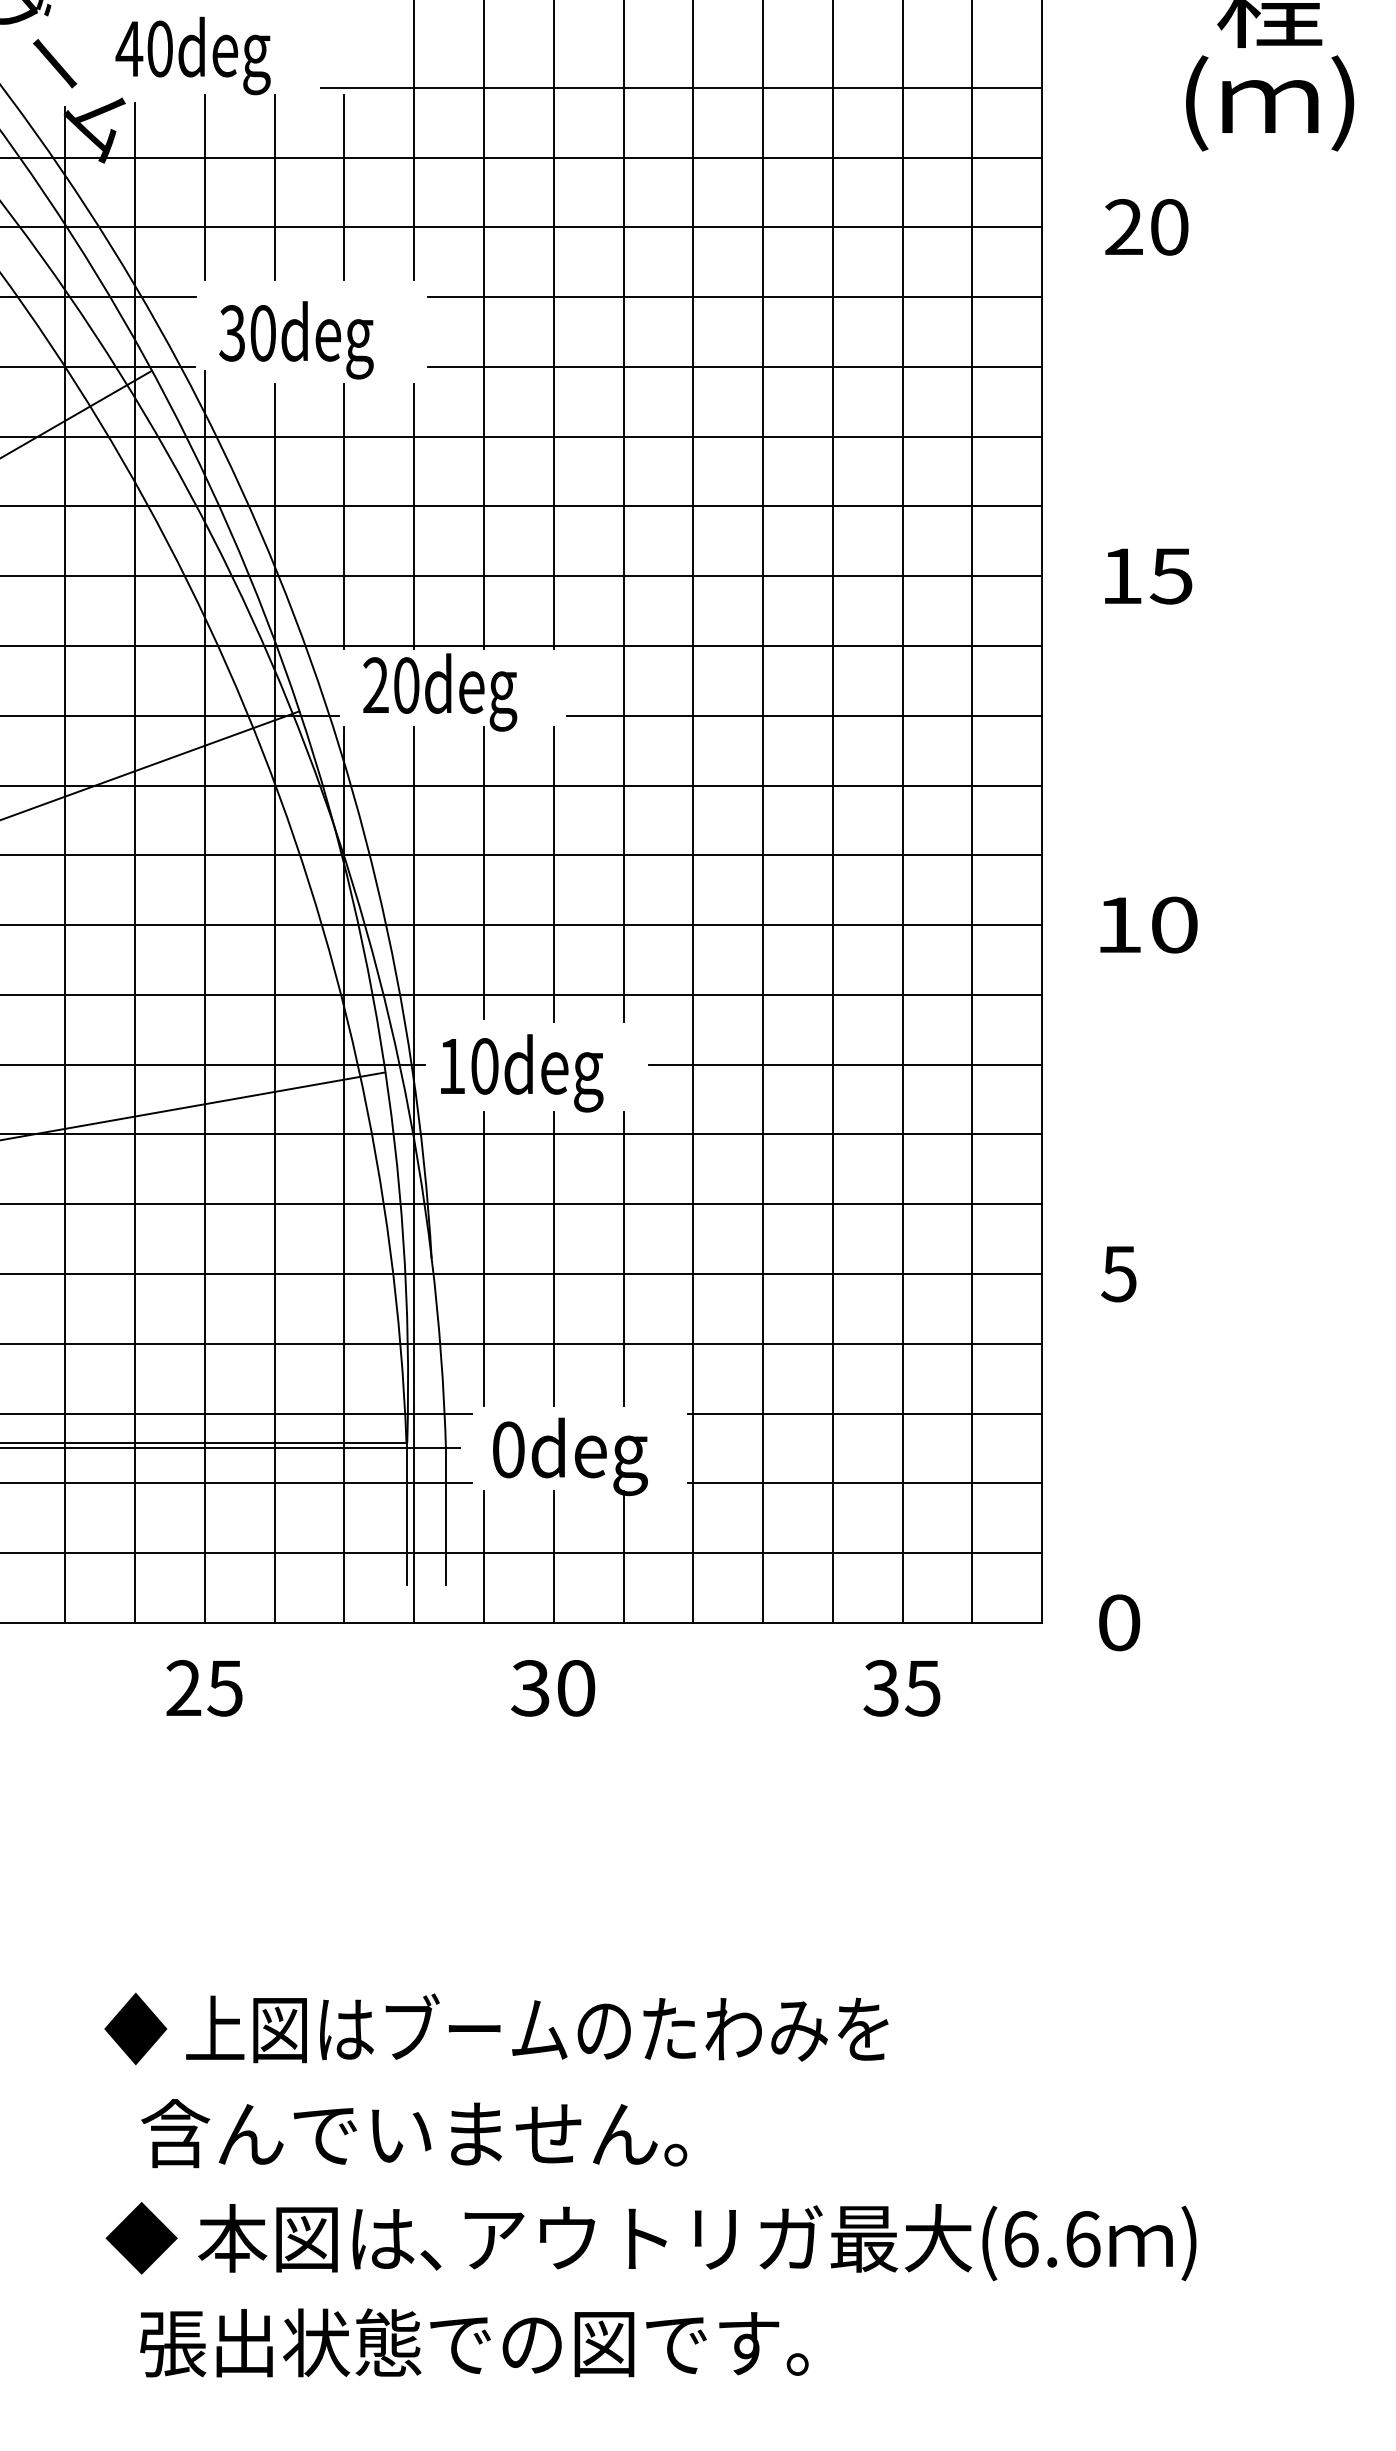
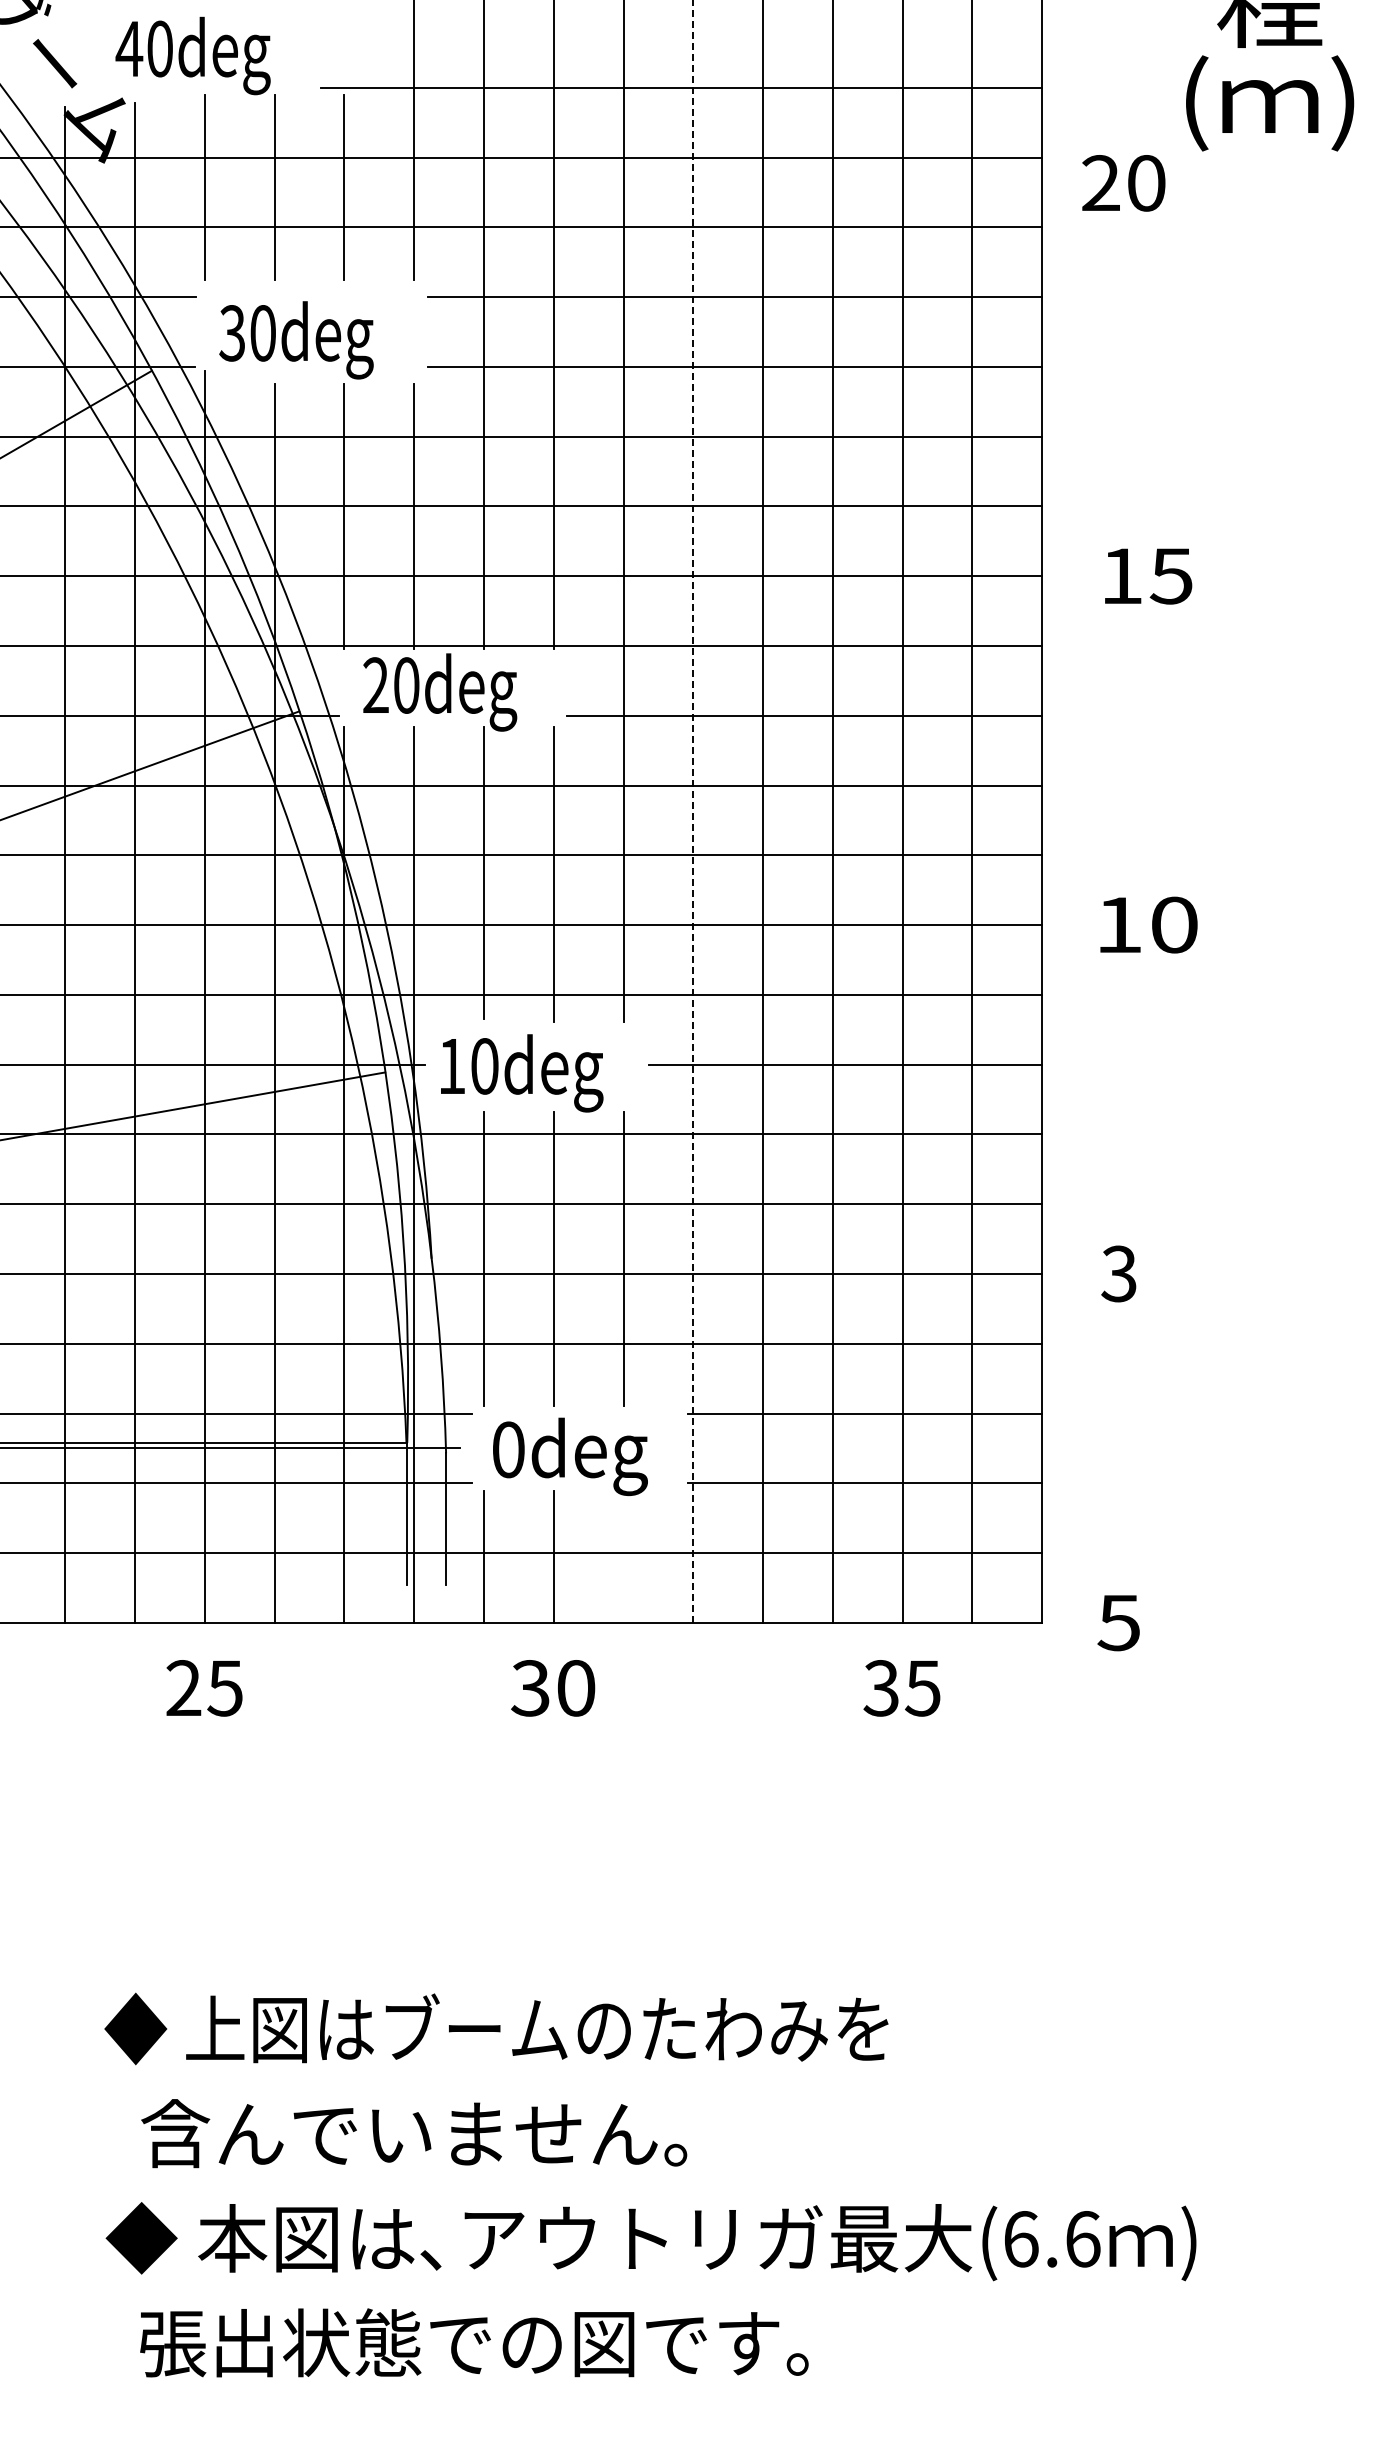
text position: (1146, 227) -> (1123, 183) (1123, 183)
line: solid -> dashed (693, 811)
text: 5 -> 3 (1118, 1273)
line: present -> none (623, 1556)
text: 0 -> 5 (1118, 1622)
